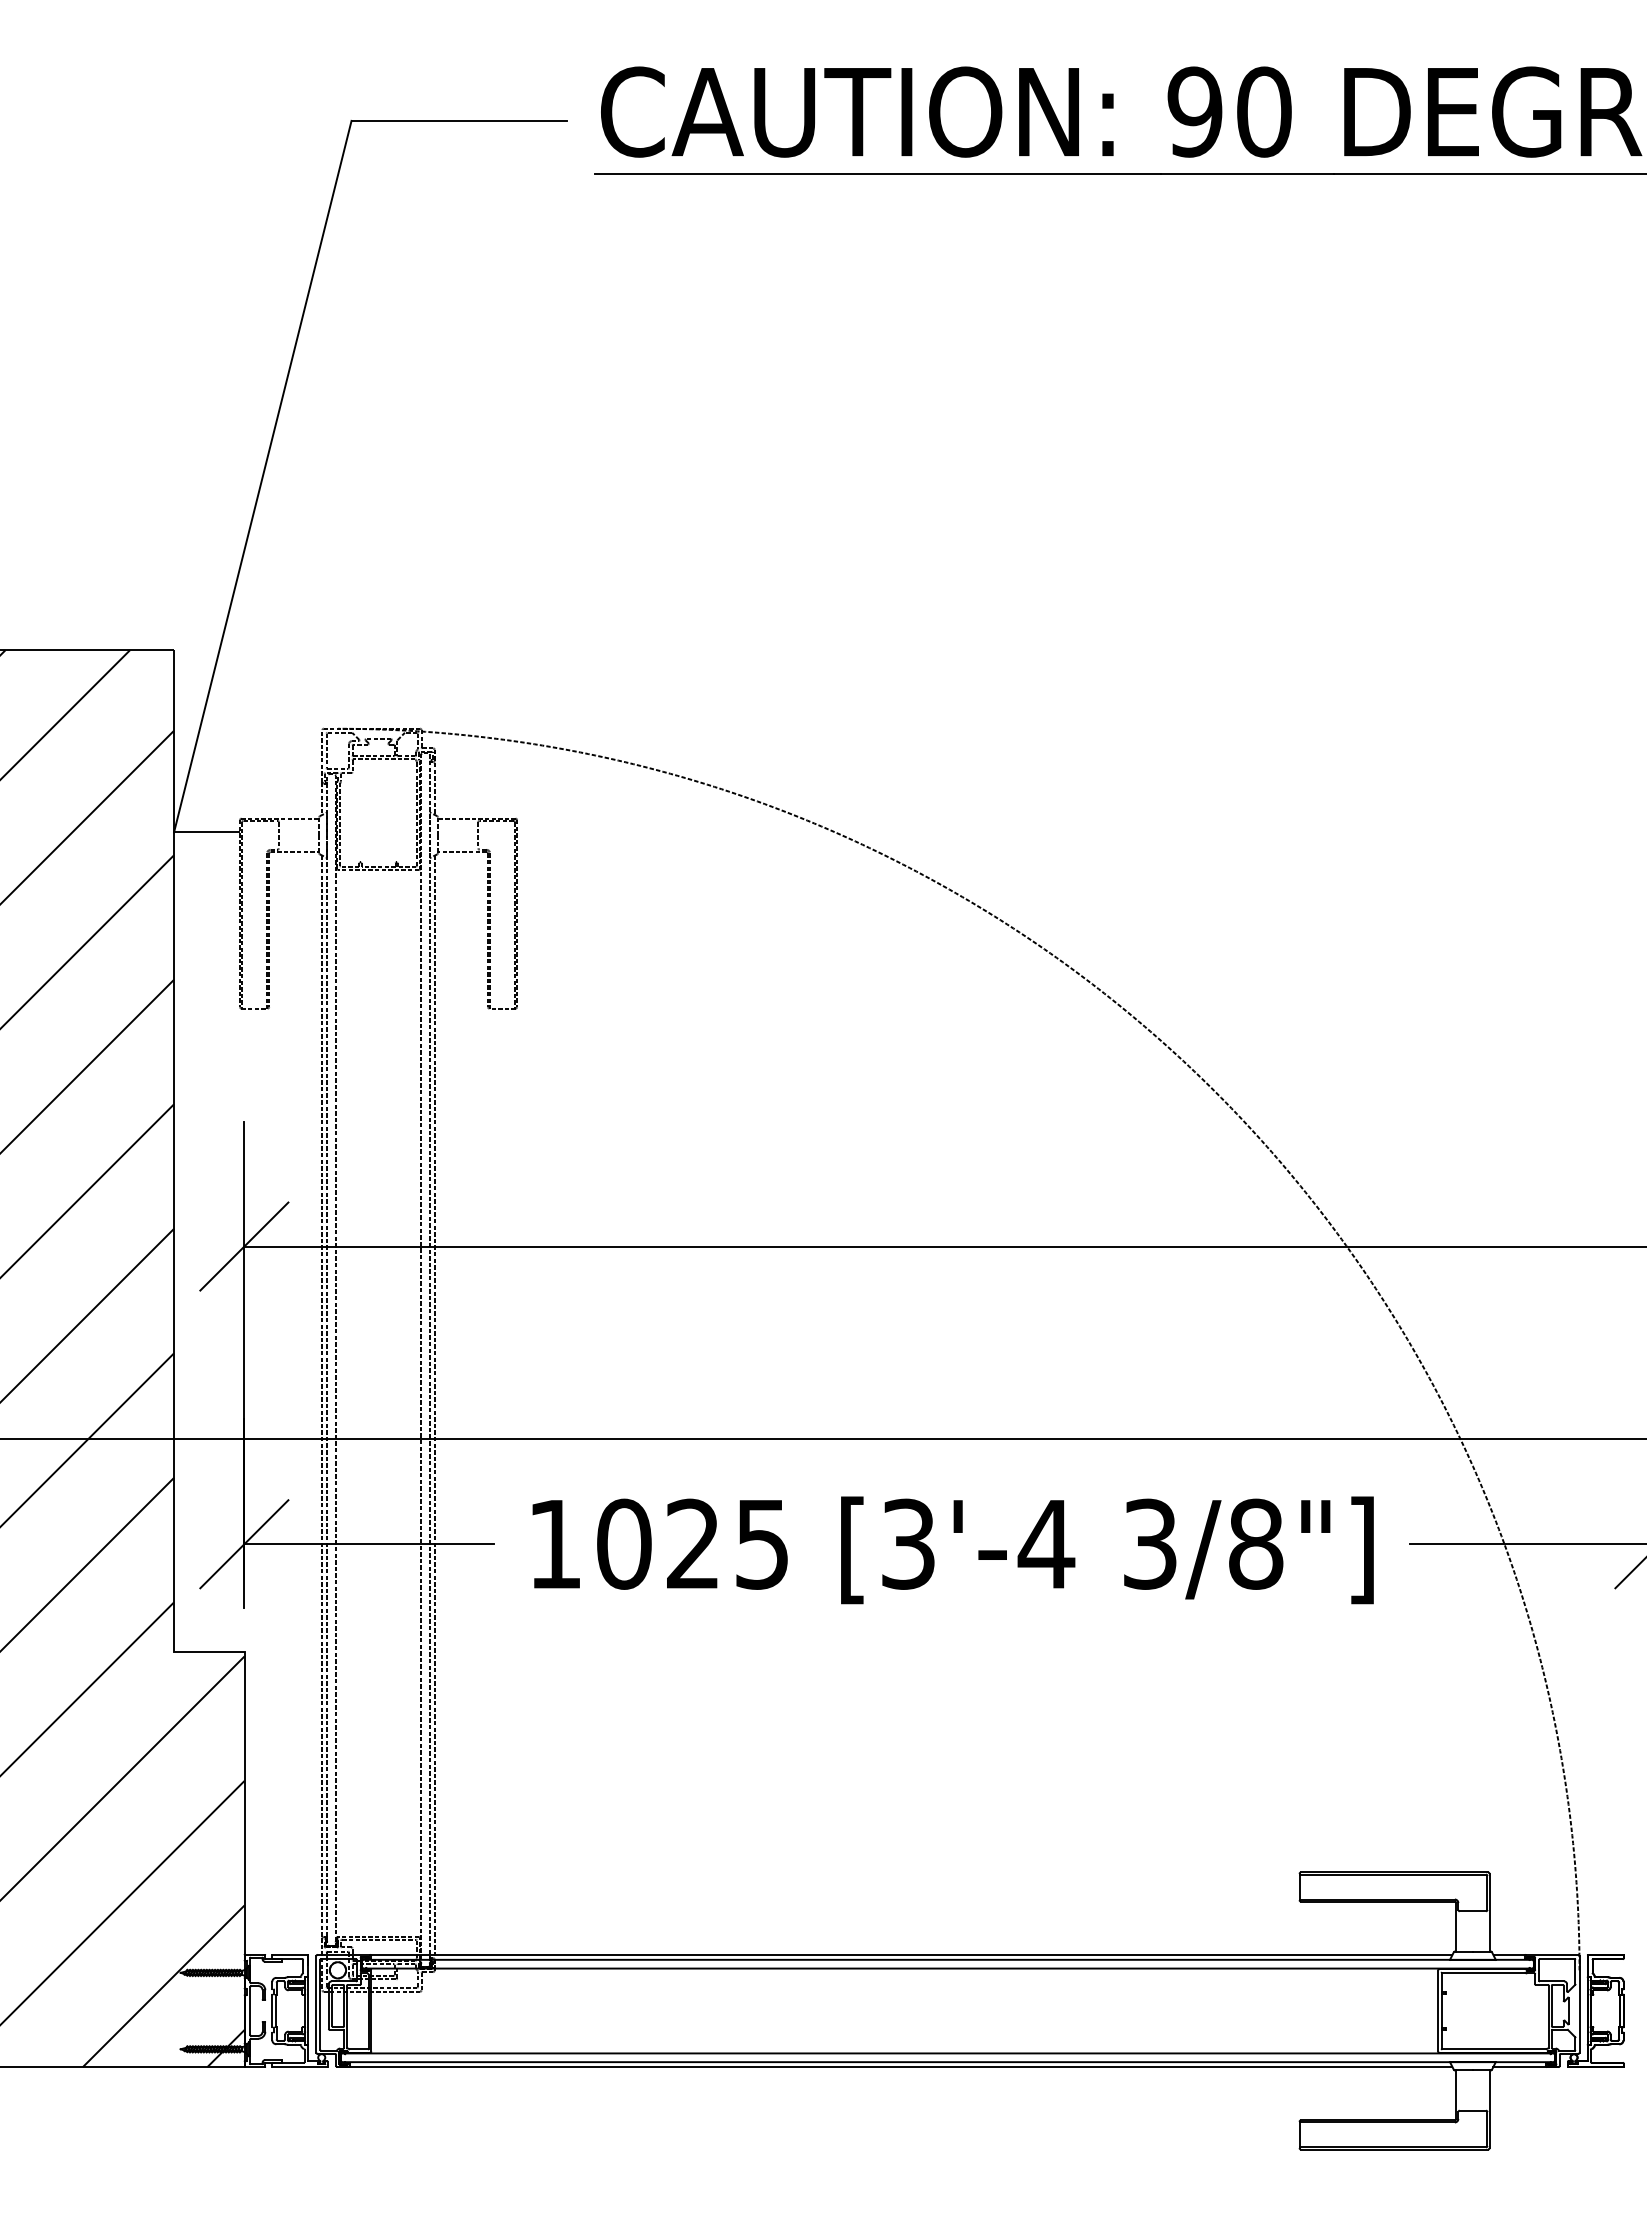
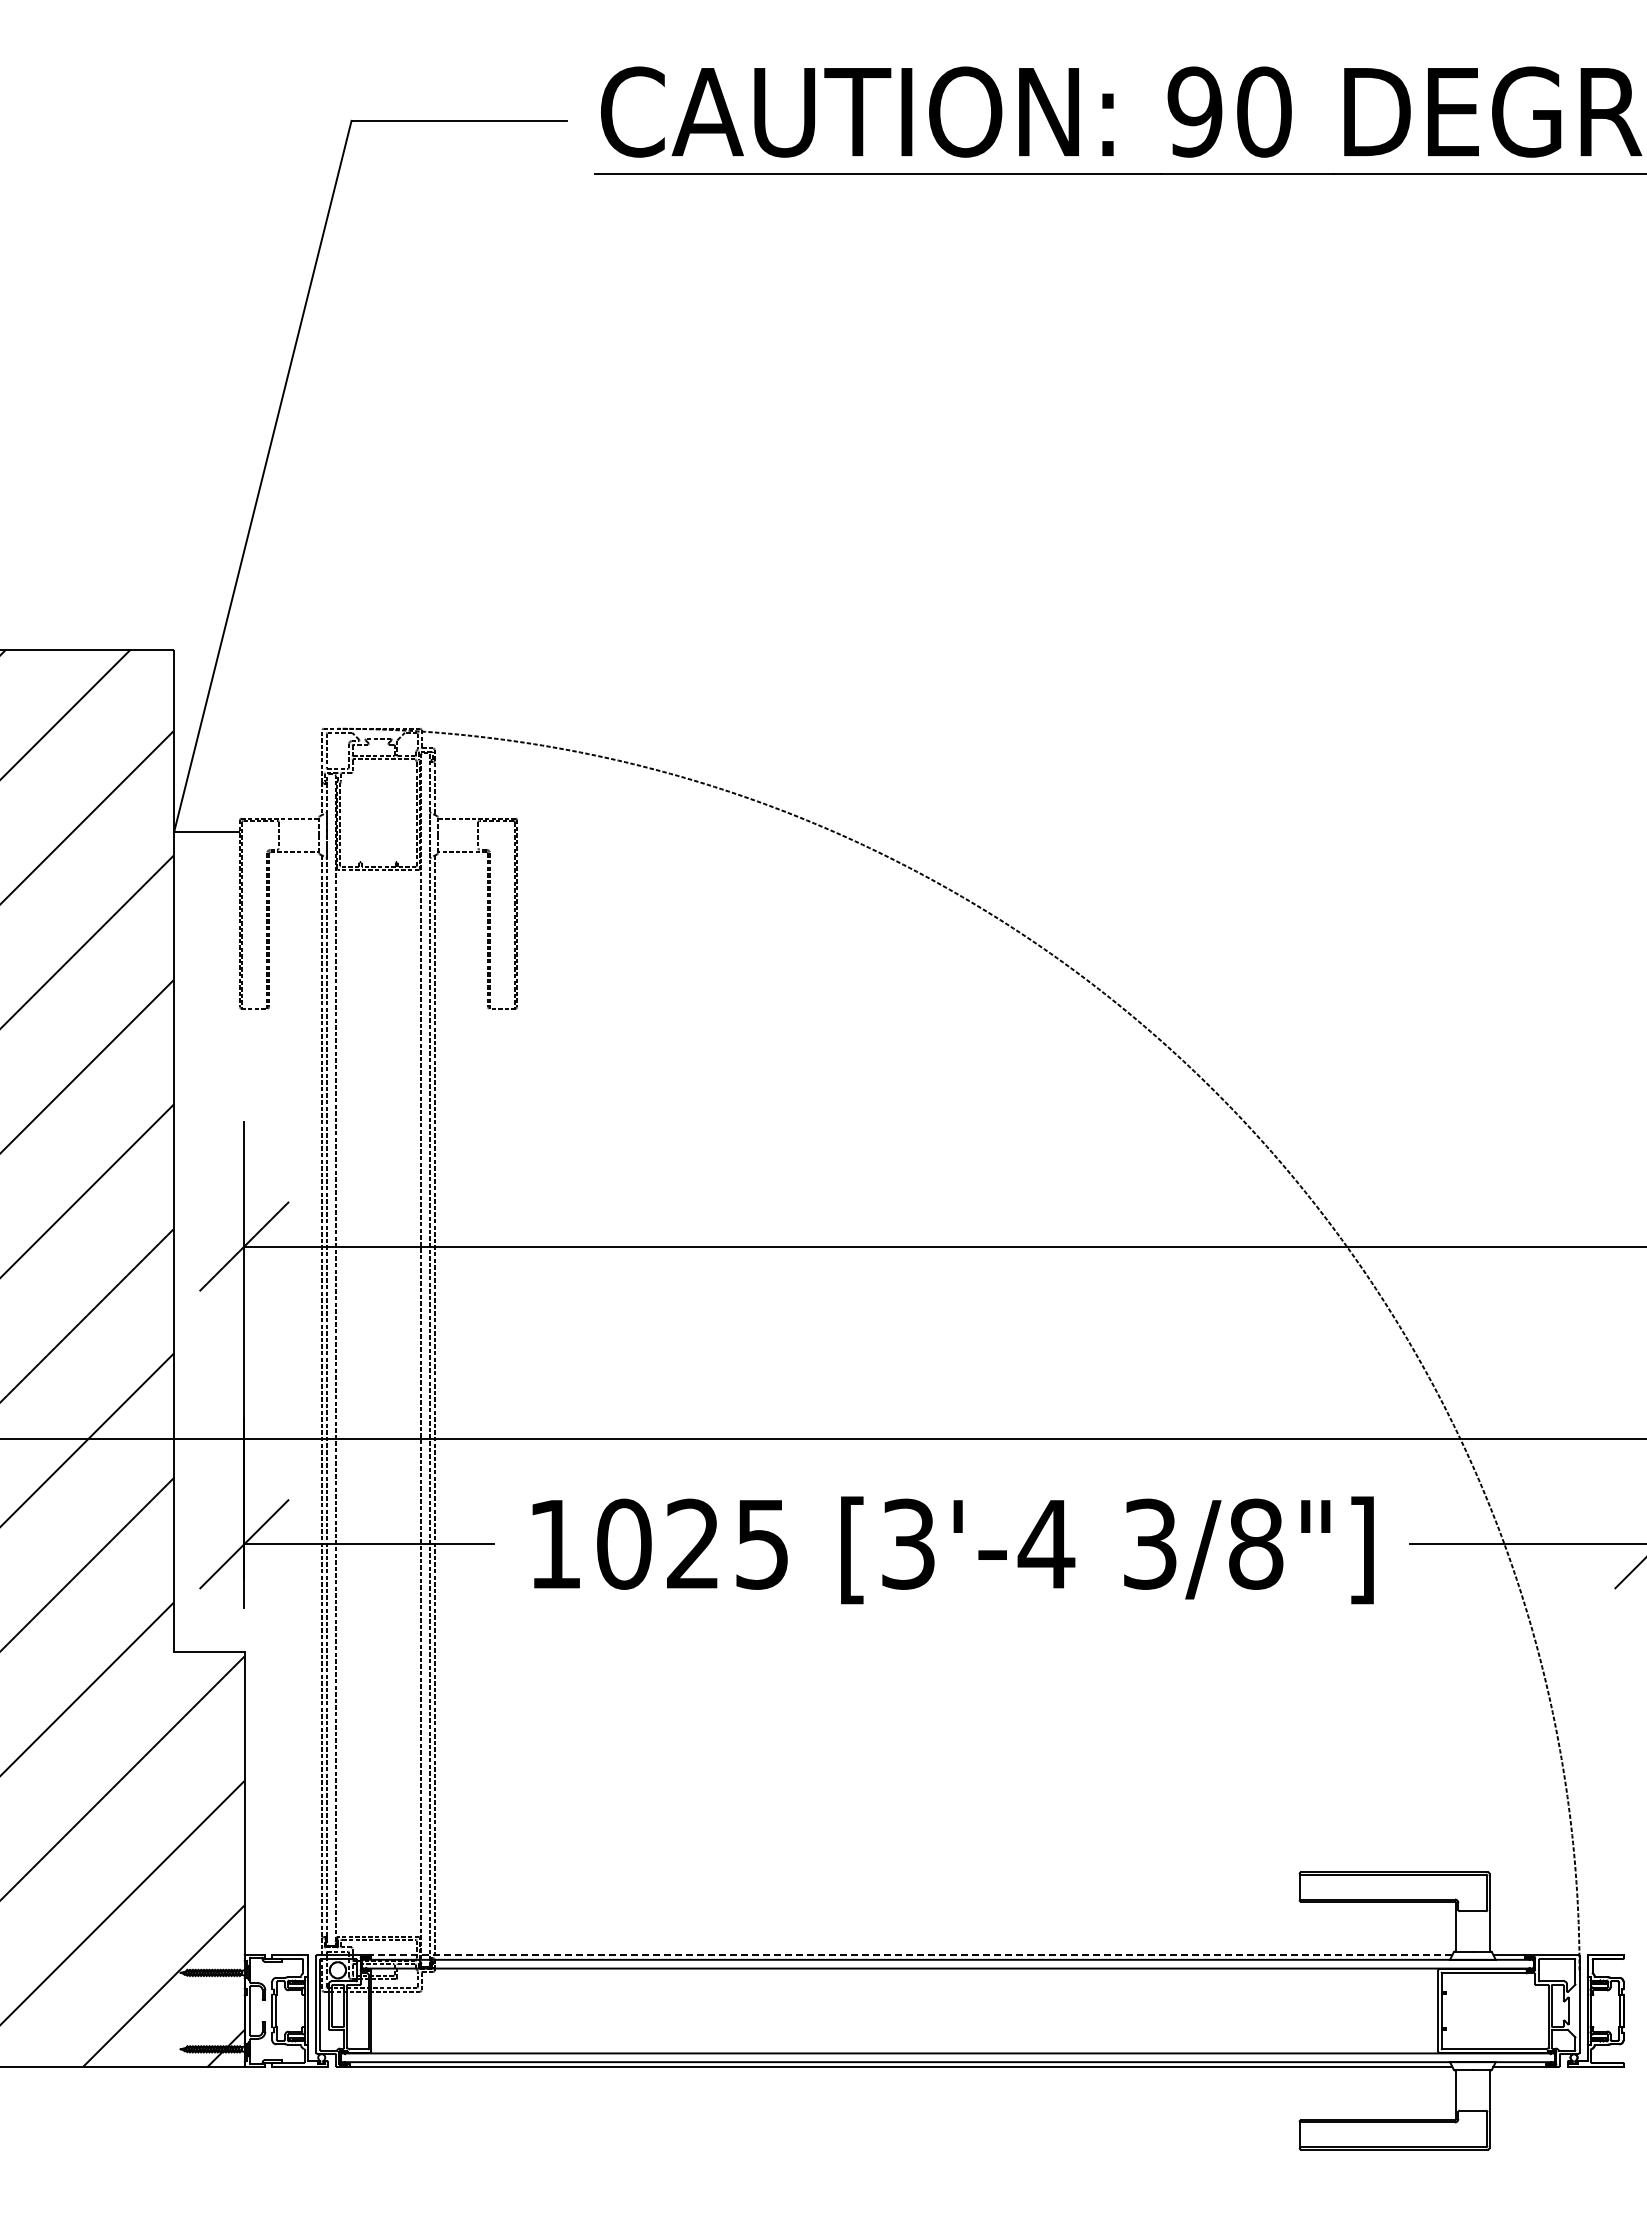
line: solid -> dashed (910, 1954)
